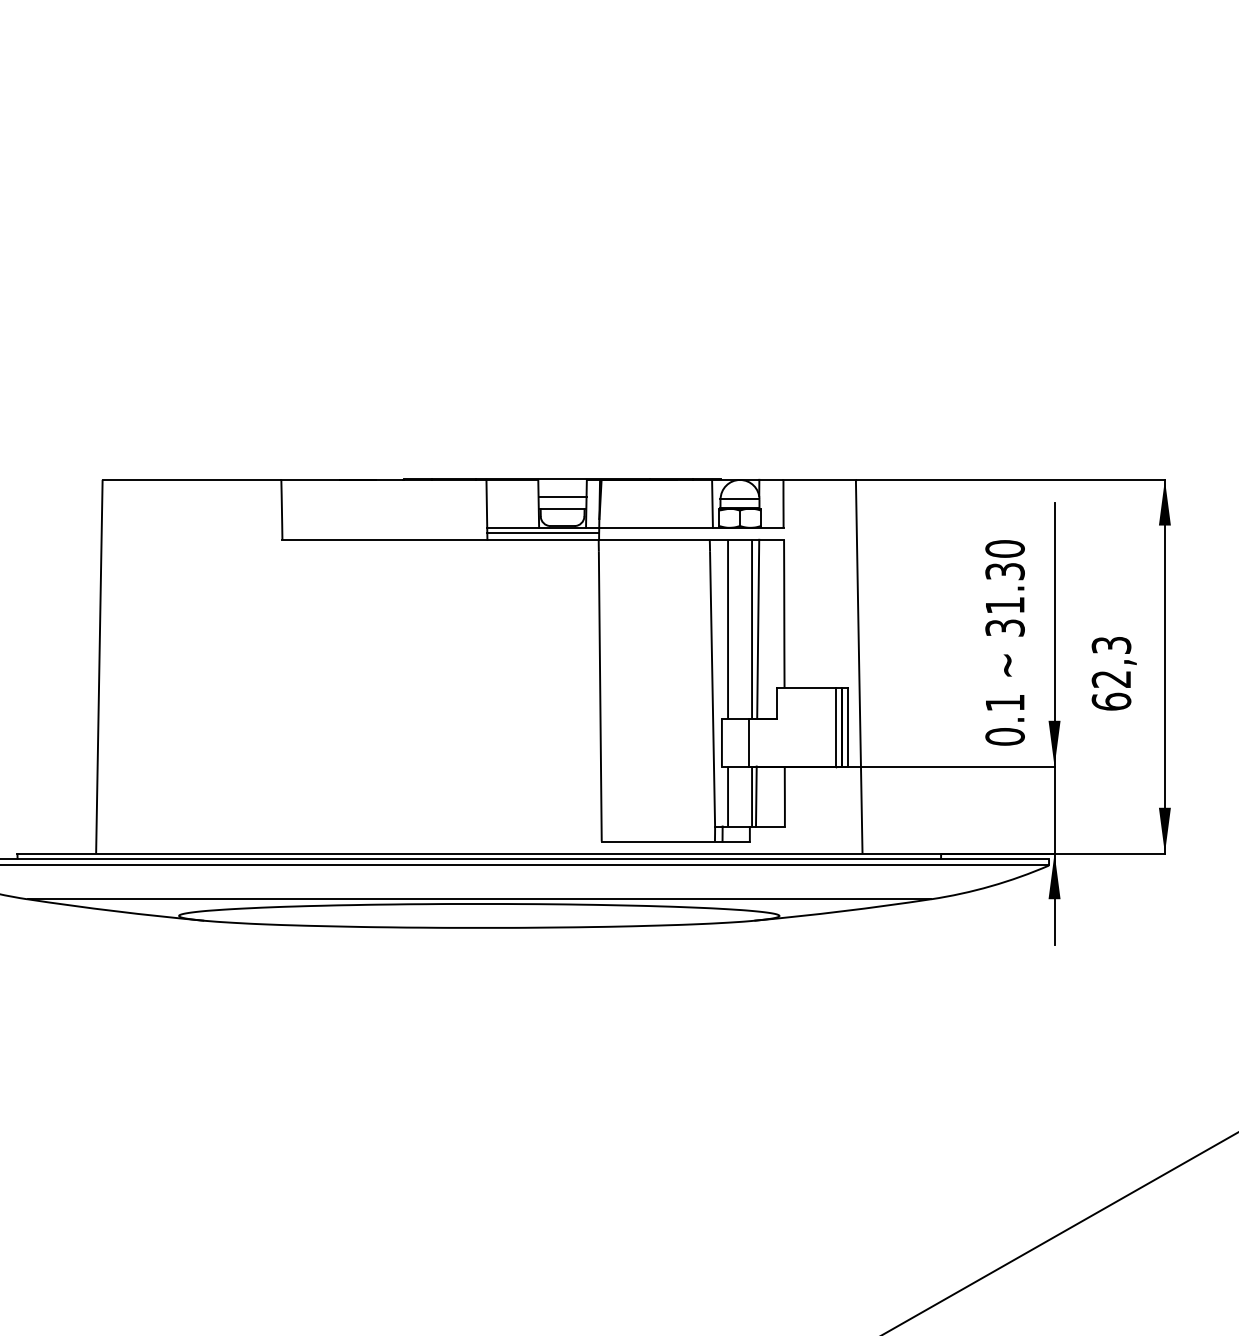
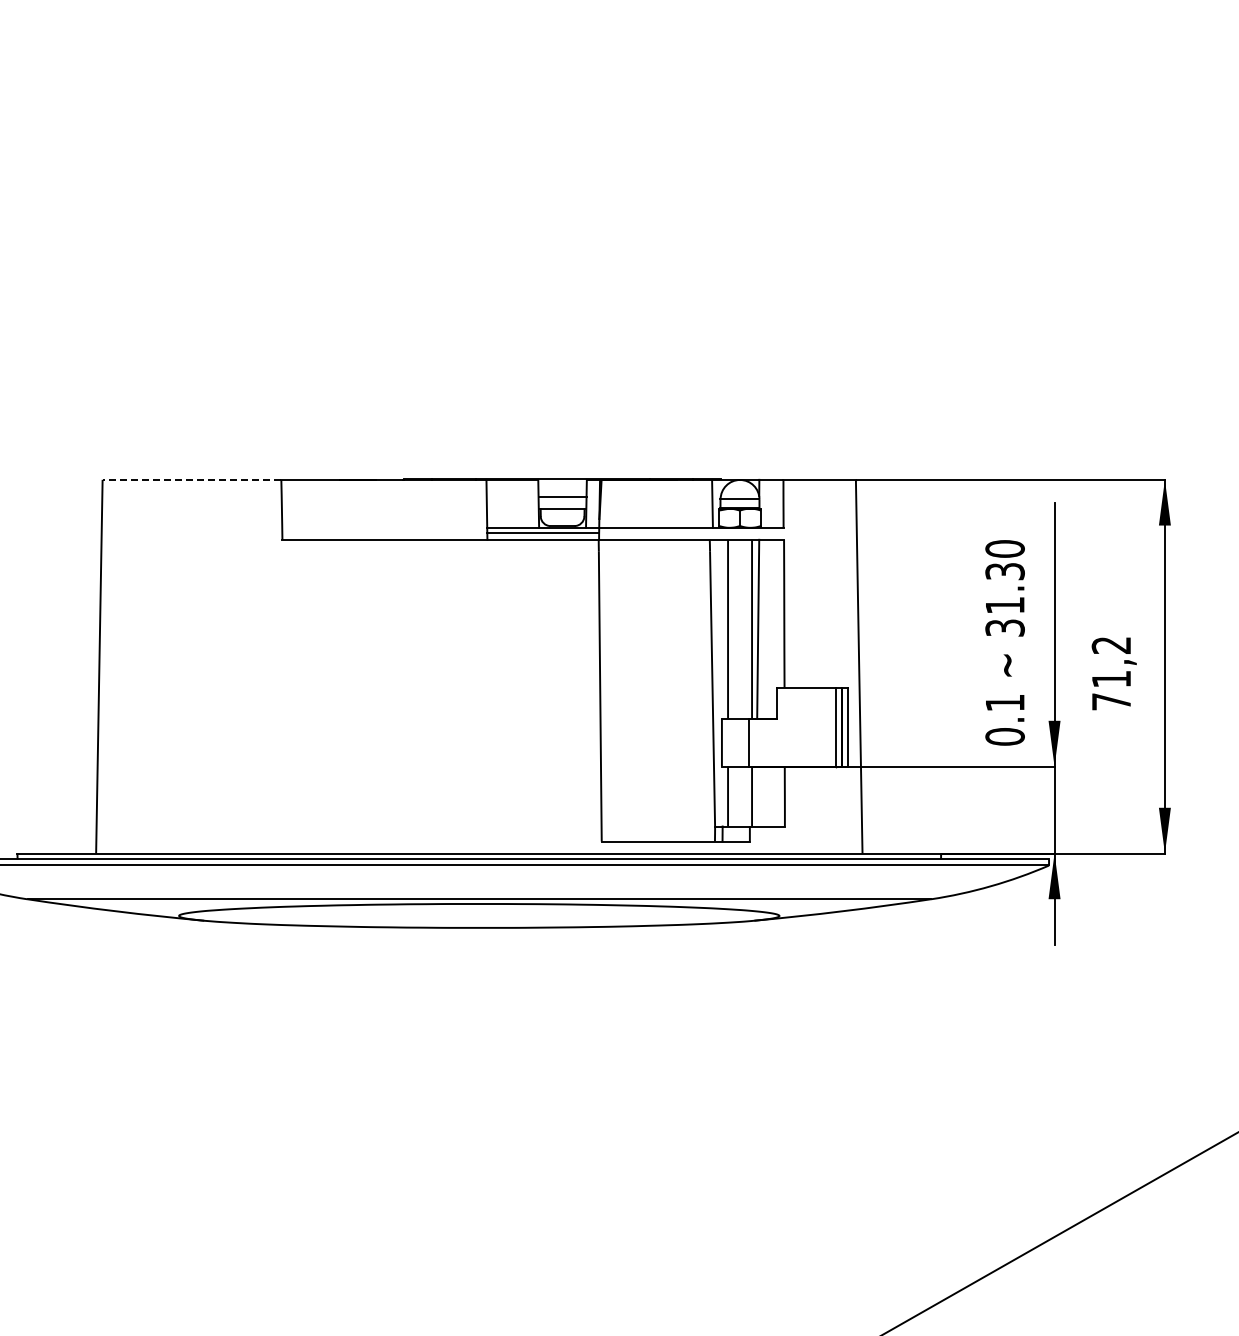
line: solid -> dashed (191, 479)
text: 62,3 -> 71,2 (1111, 673)
line: present -> none (755, 796)
